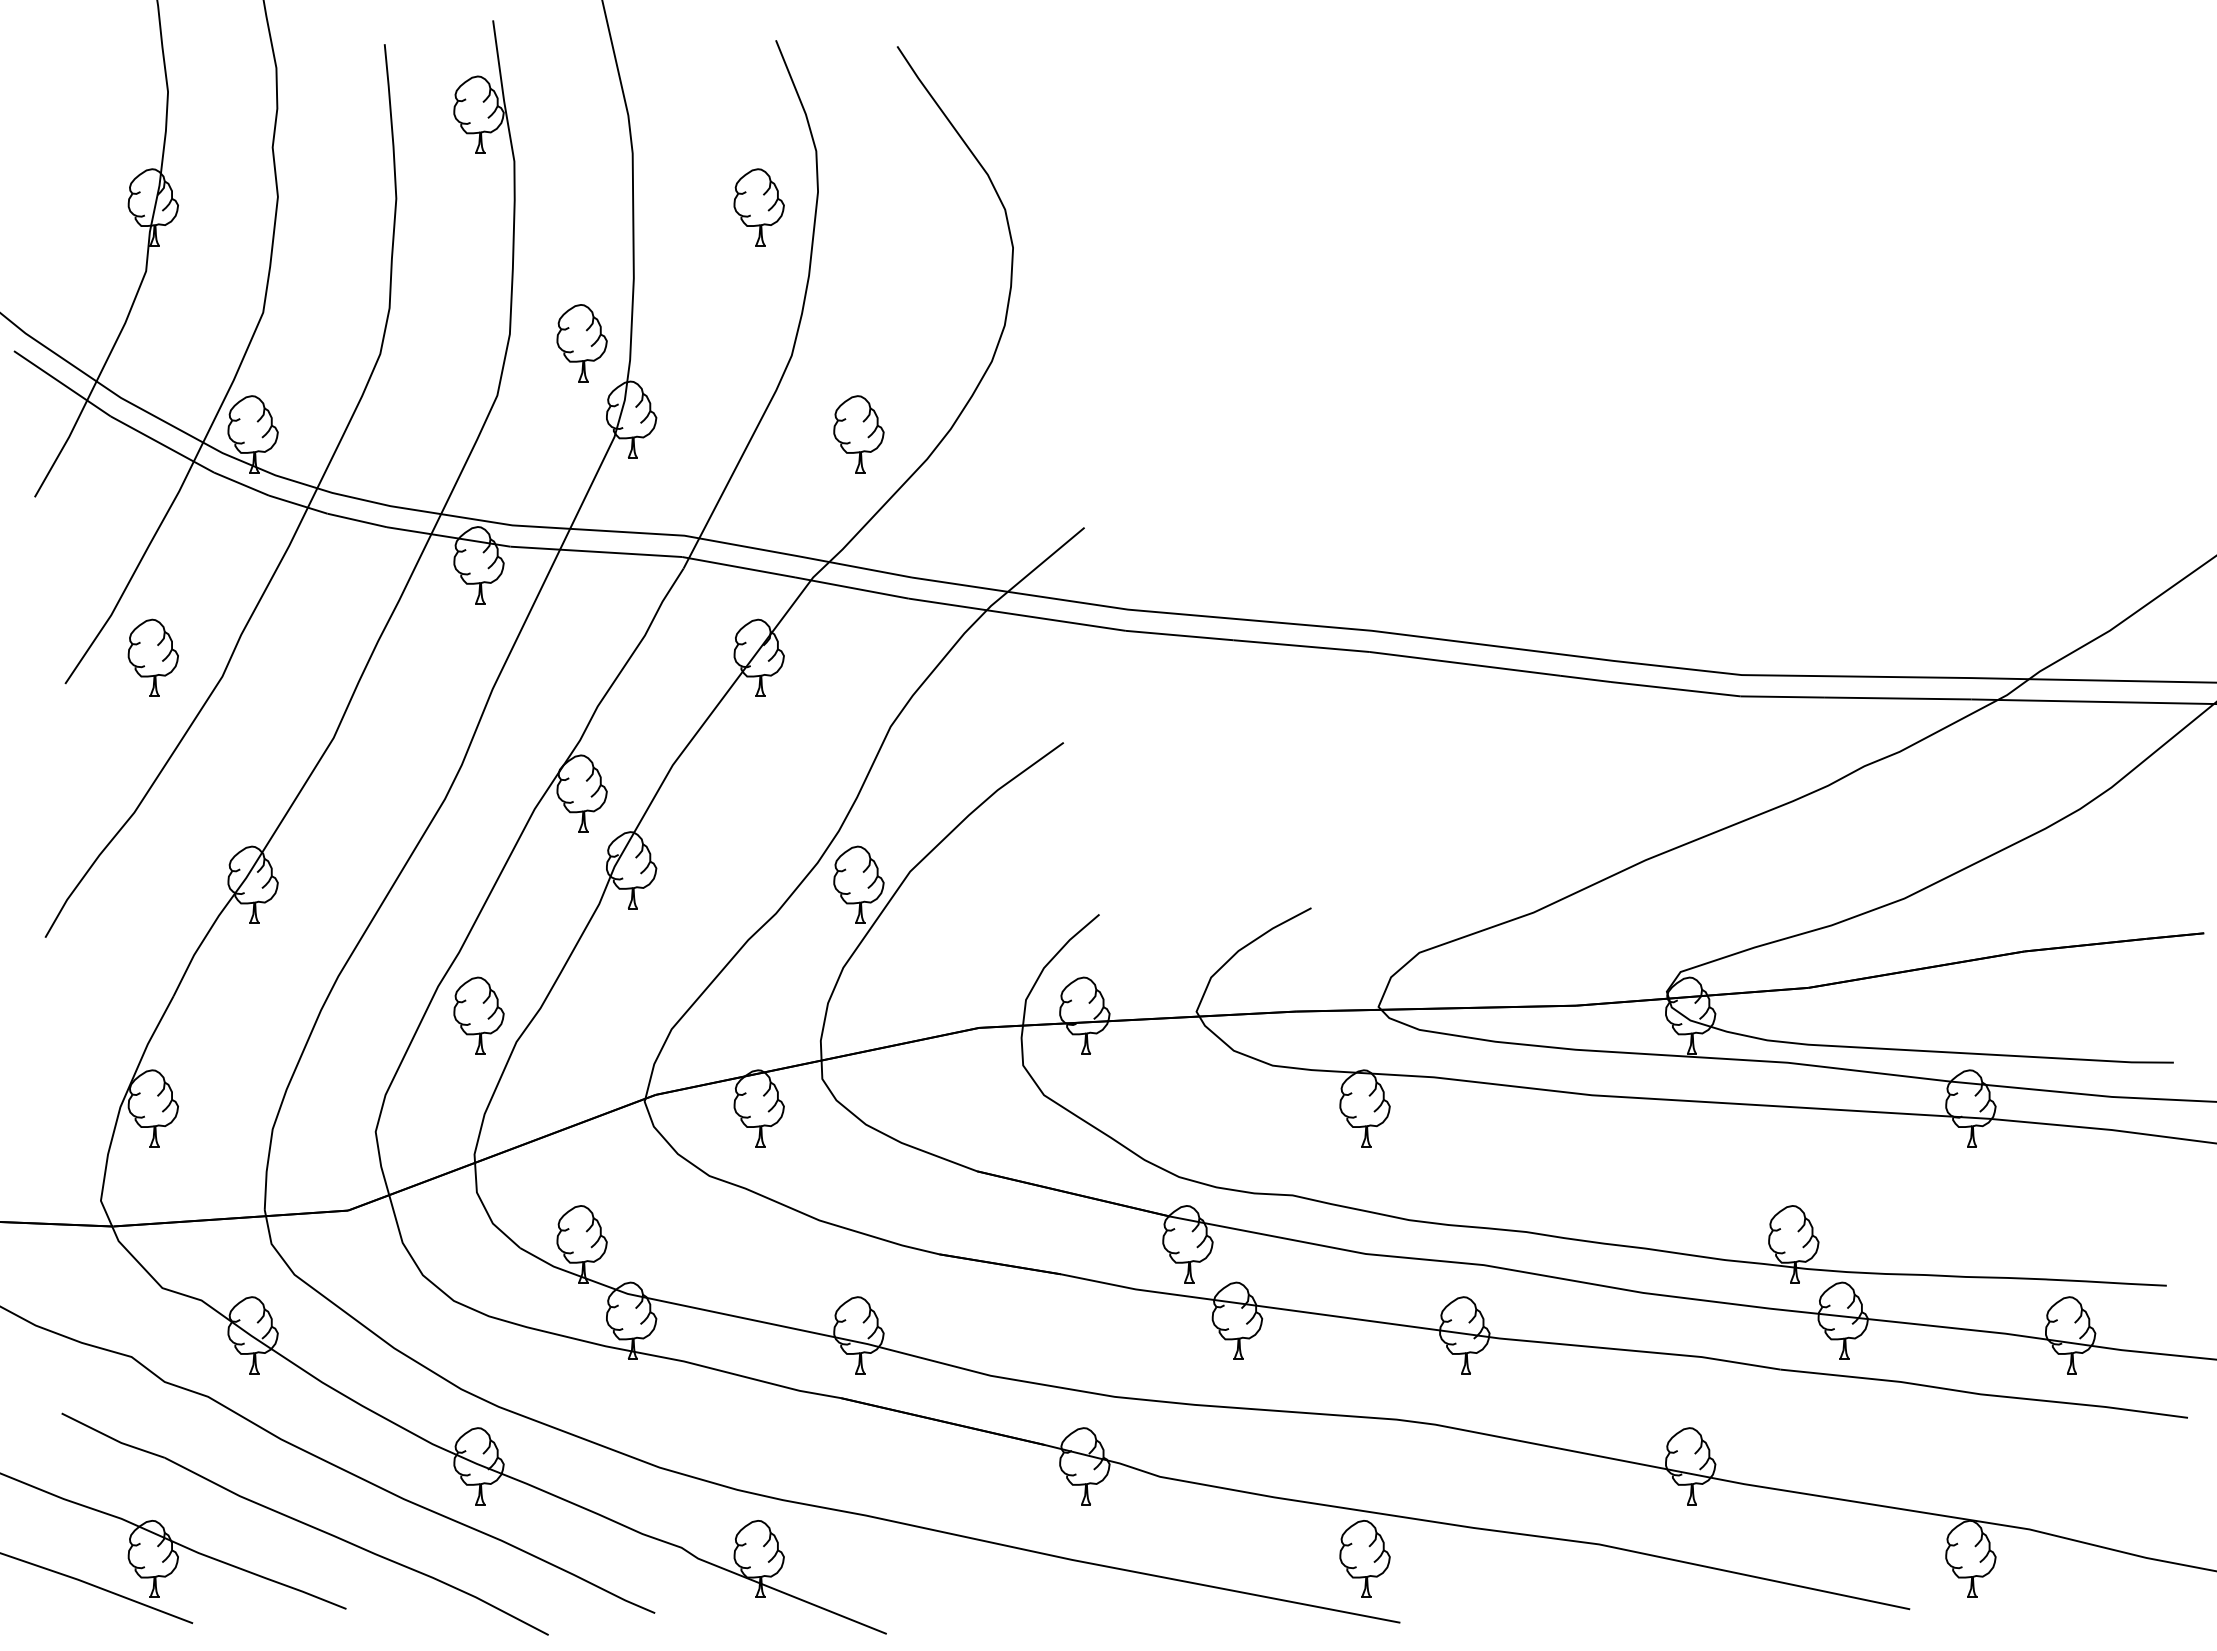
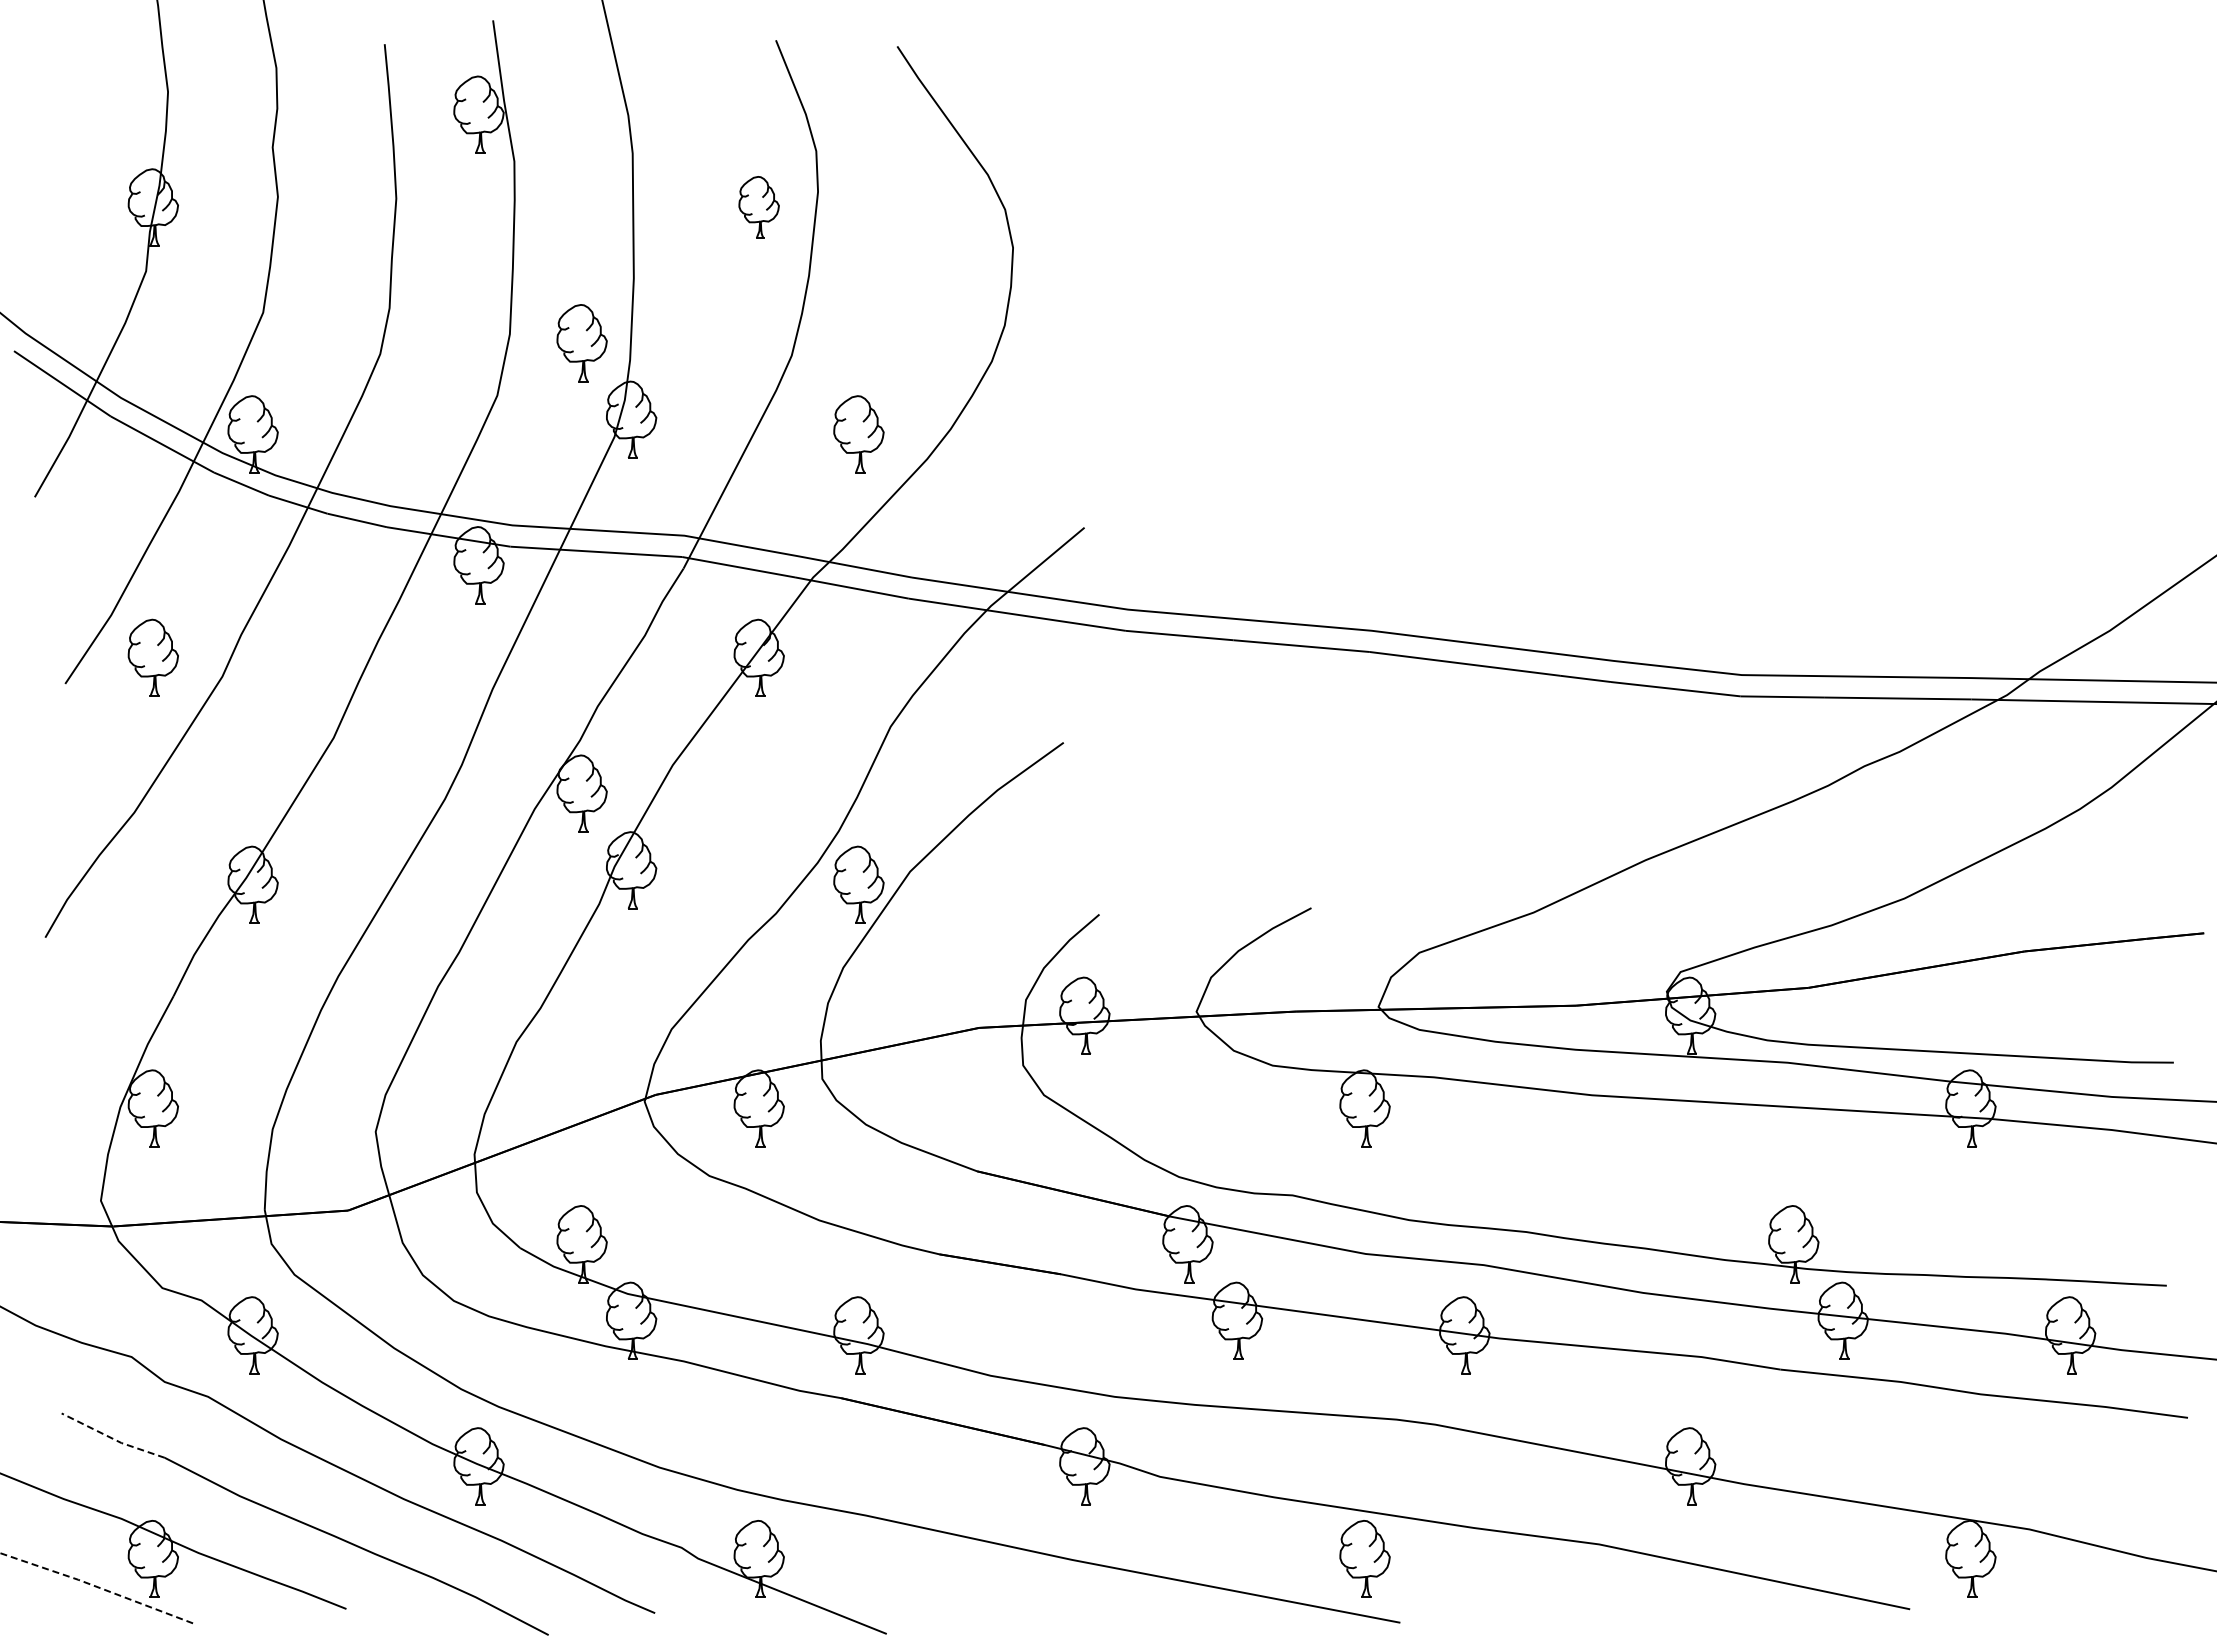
part size: 52x79 px -> 42x63 px (758, 207)
part: present -> none (478, 1015)
line: solid -> dashed (112, 1438)
line: solid -> dashed (95, 1586)
